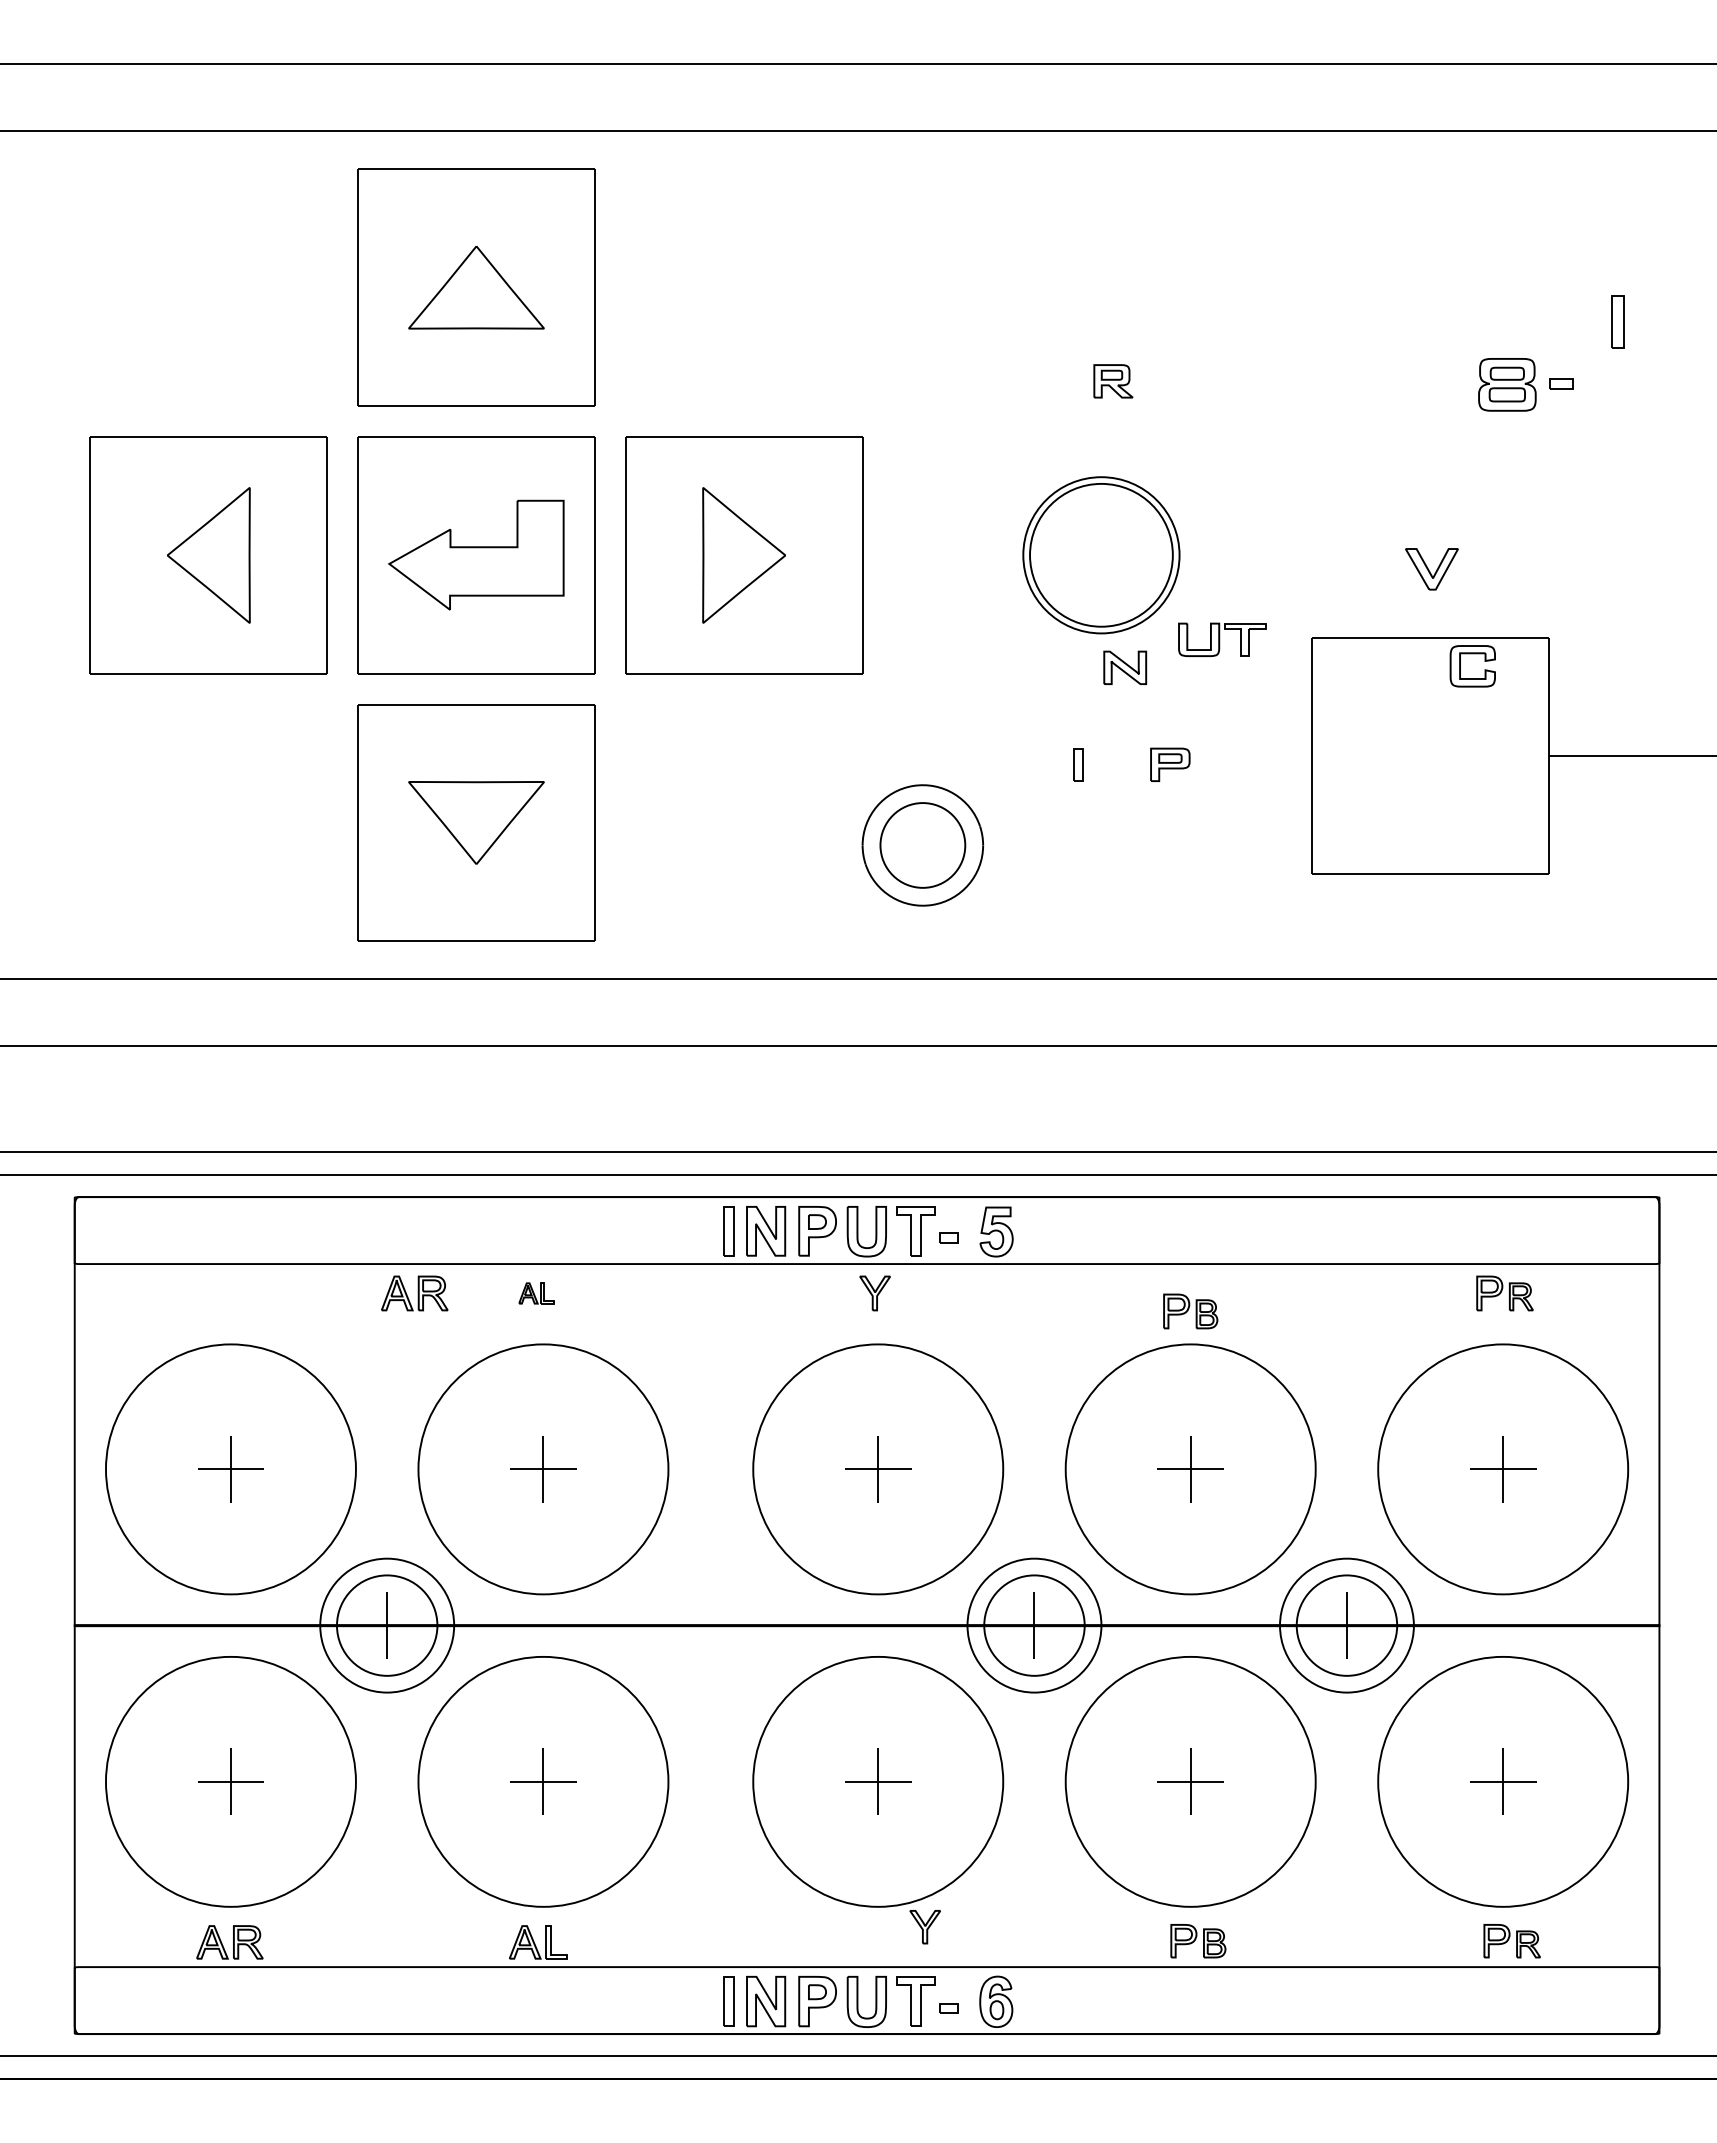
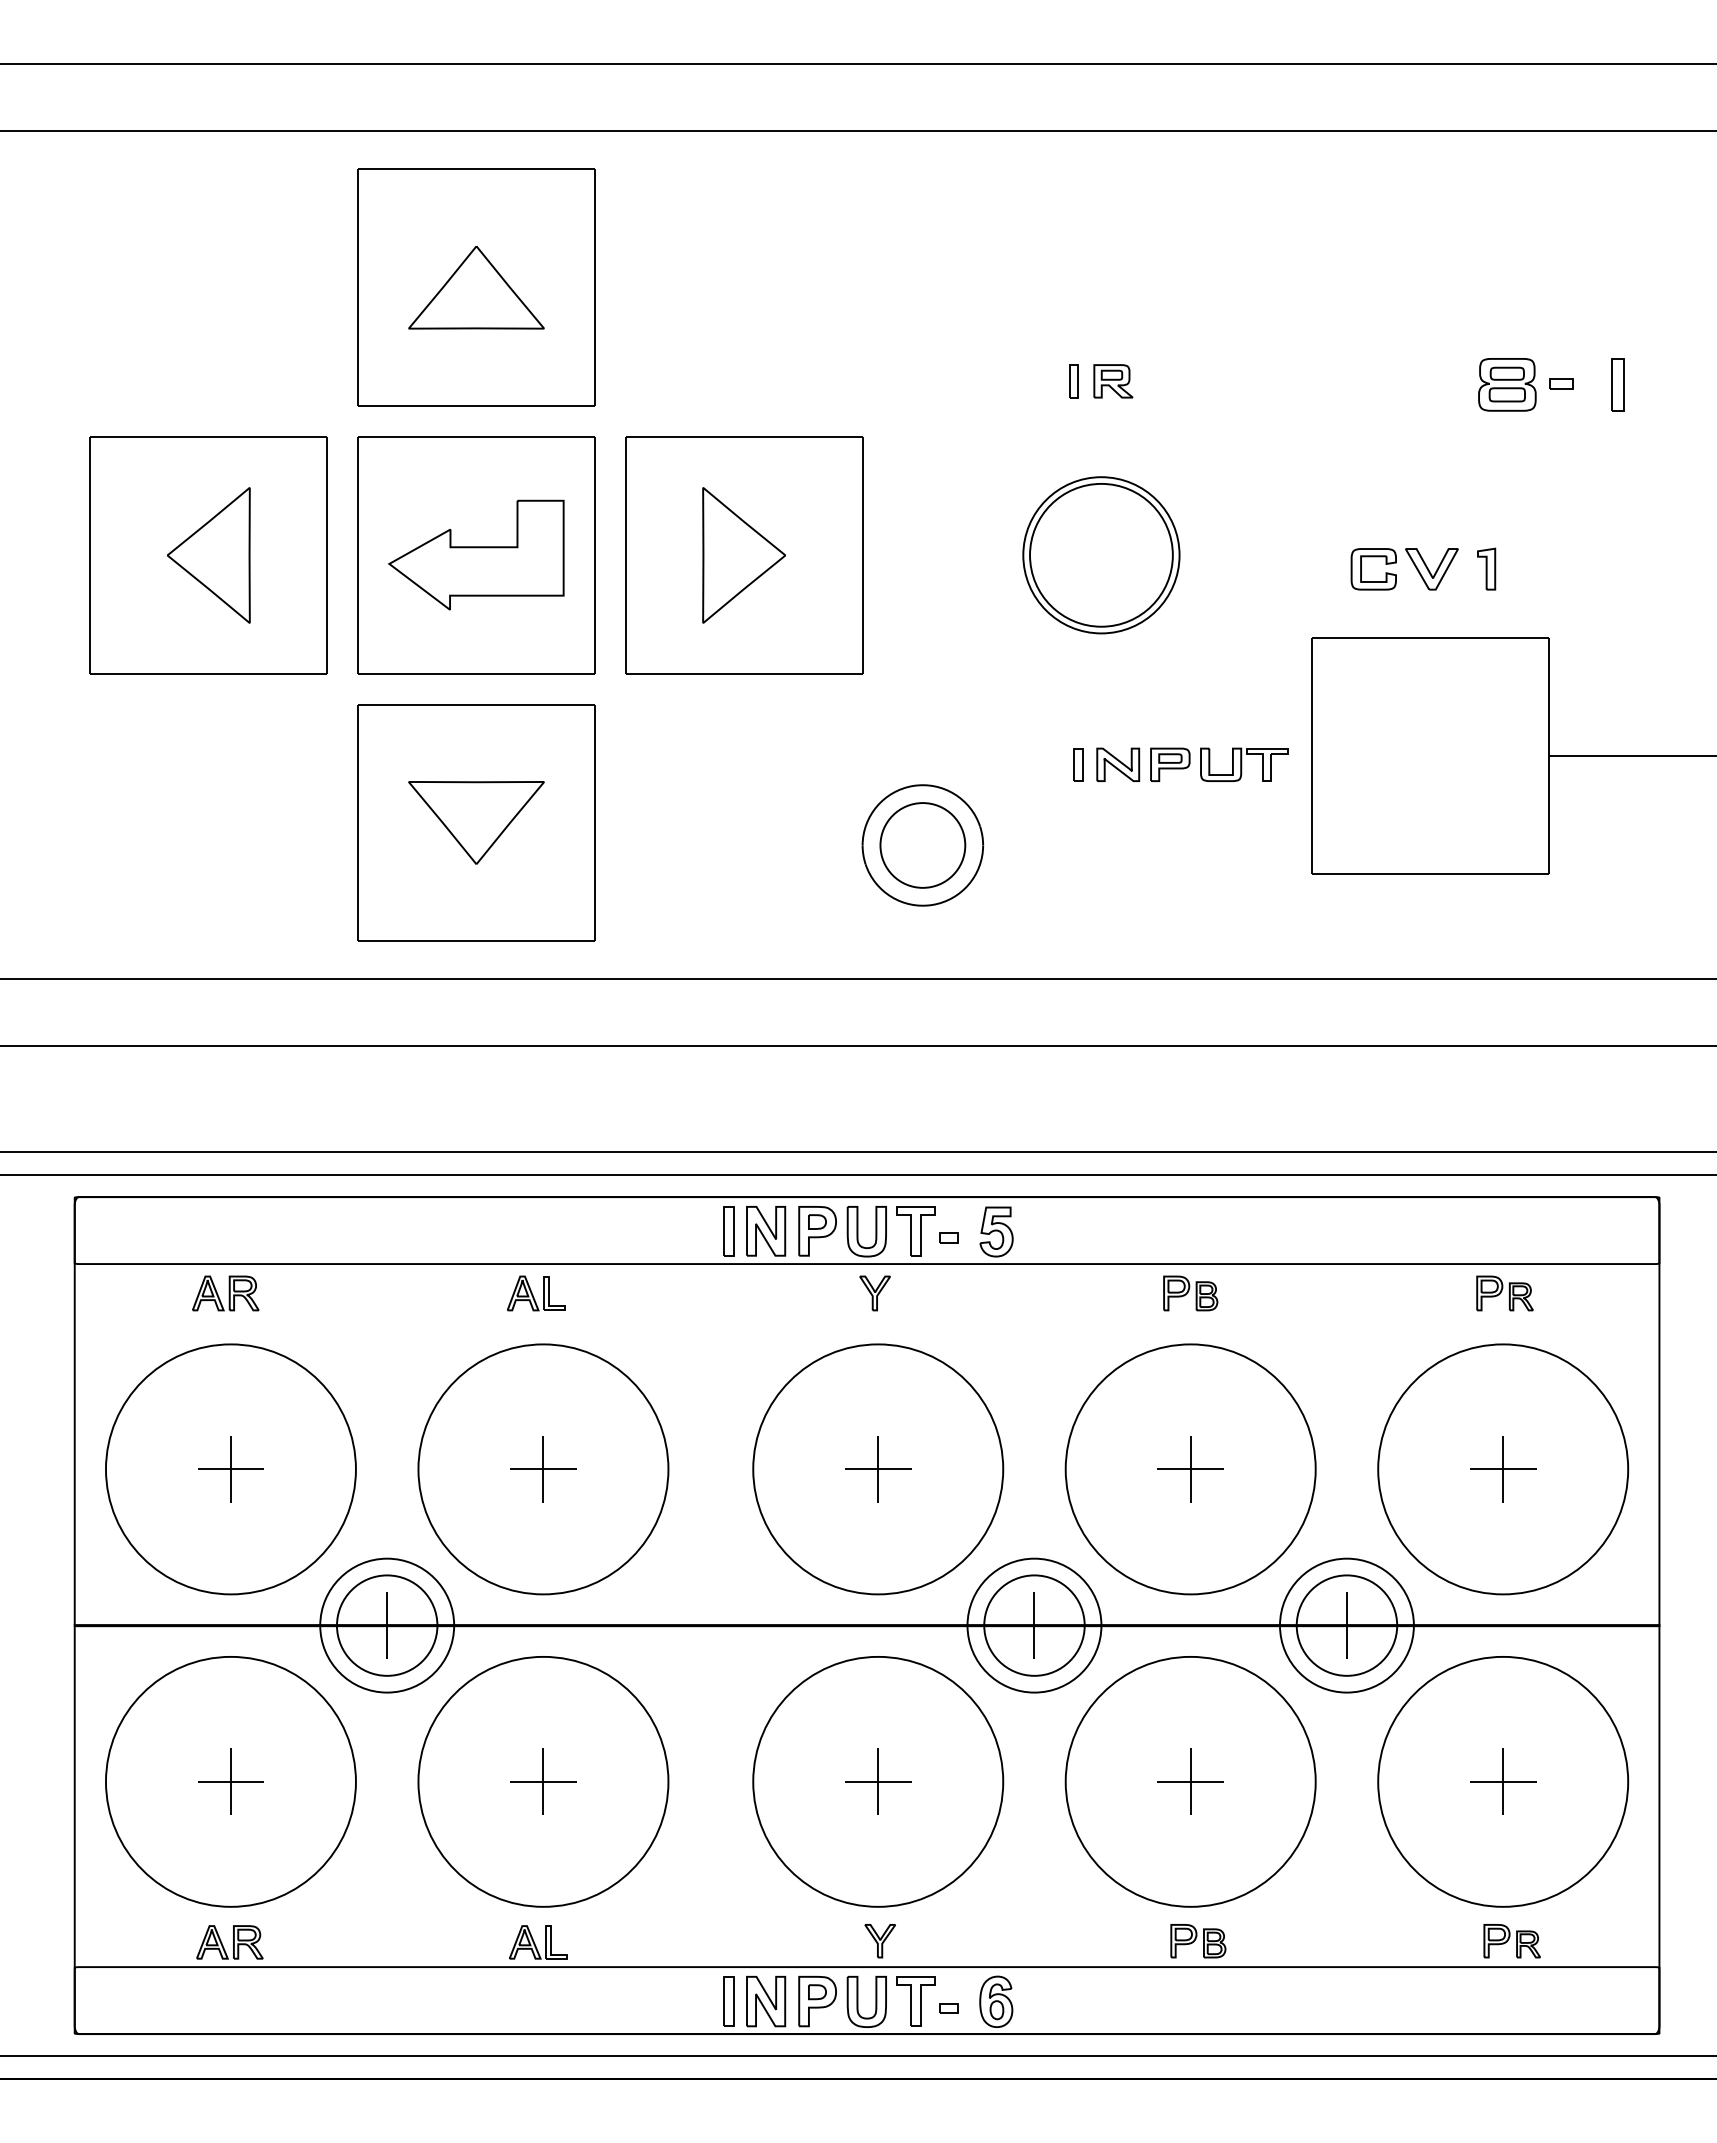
part position: (1617, 321) -> (1617, 384) (1617, 384)
part: none -> present (1073, 381)
part: none -> present (1486, 568)
part position: (1222, 639) -> (1244, 764) (1244, 764)
part position: (1472, 654) -> (1373, 557) (1373, 557)
part position: (1125, 667) -> (1118, 764) (1118, 764)
part position: (414, 1293) -> (225, 1293) (225, 1293)
part size: 37x23 px -> 59x37 px (536, 1293)
part position: (1190, 1311) -> (1190, 1293) (1190, 1293)
part position: (924, 1927) -> (879, 1941) (879, 1941)
